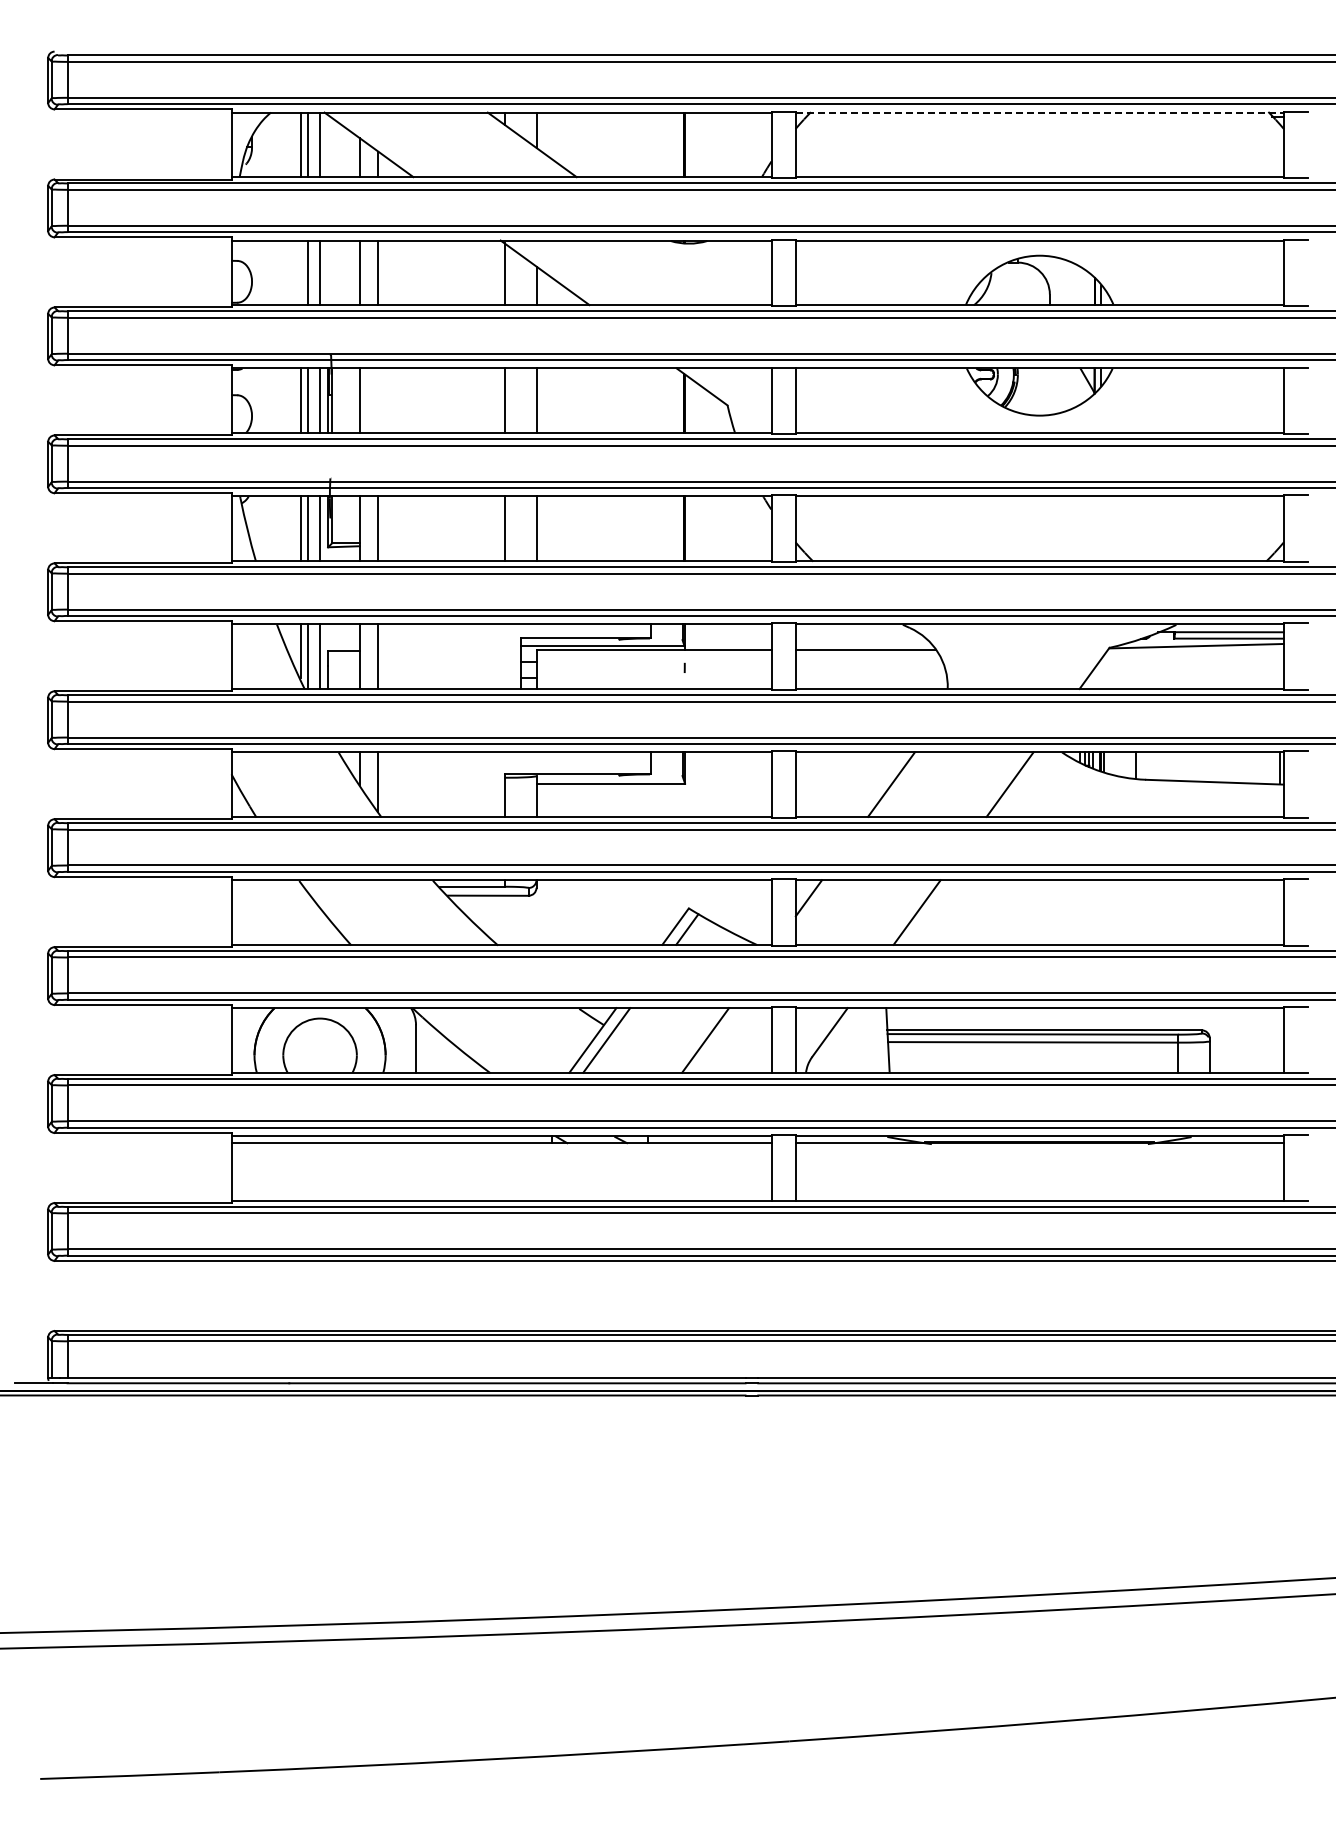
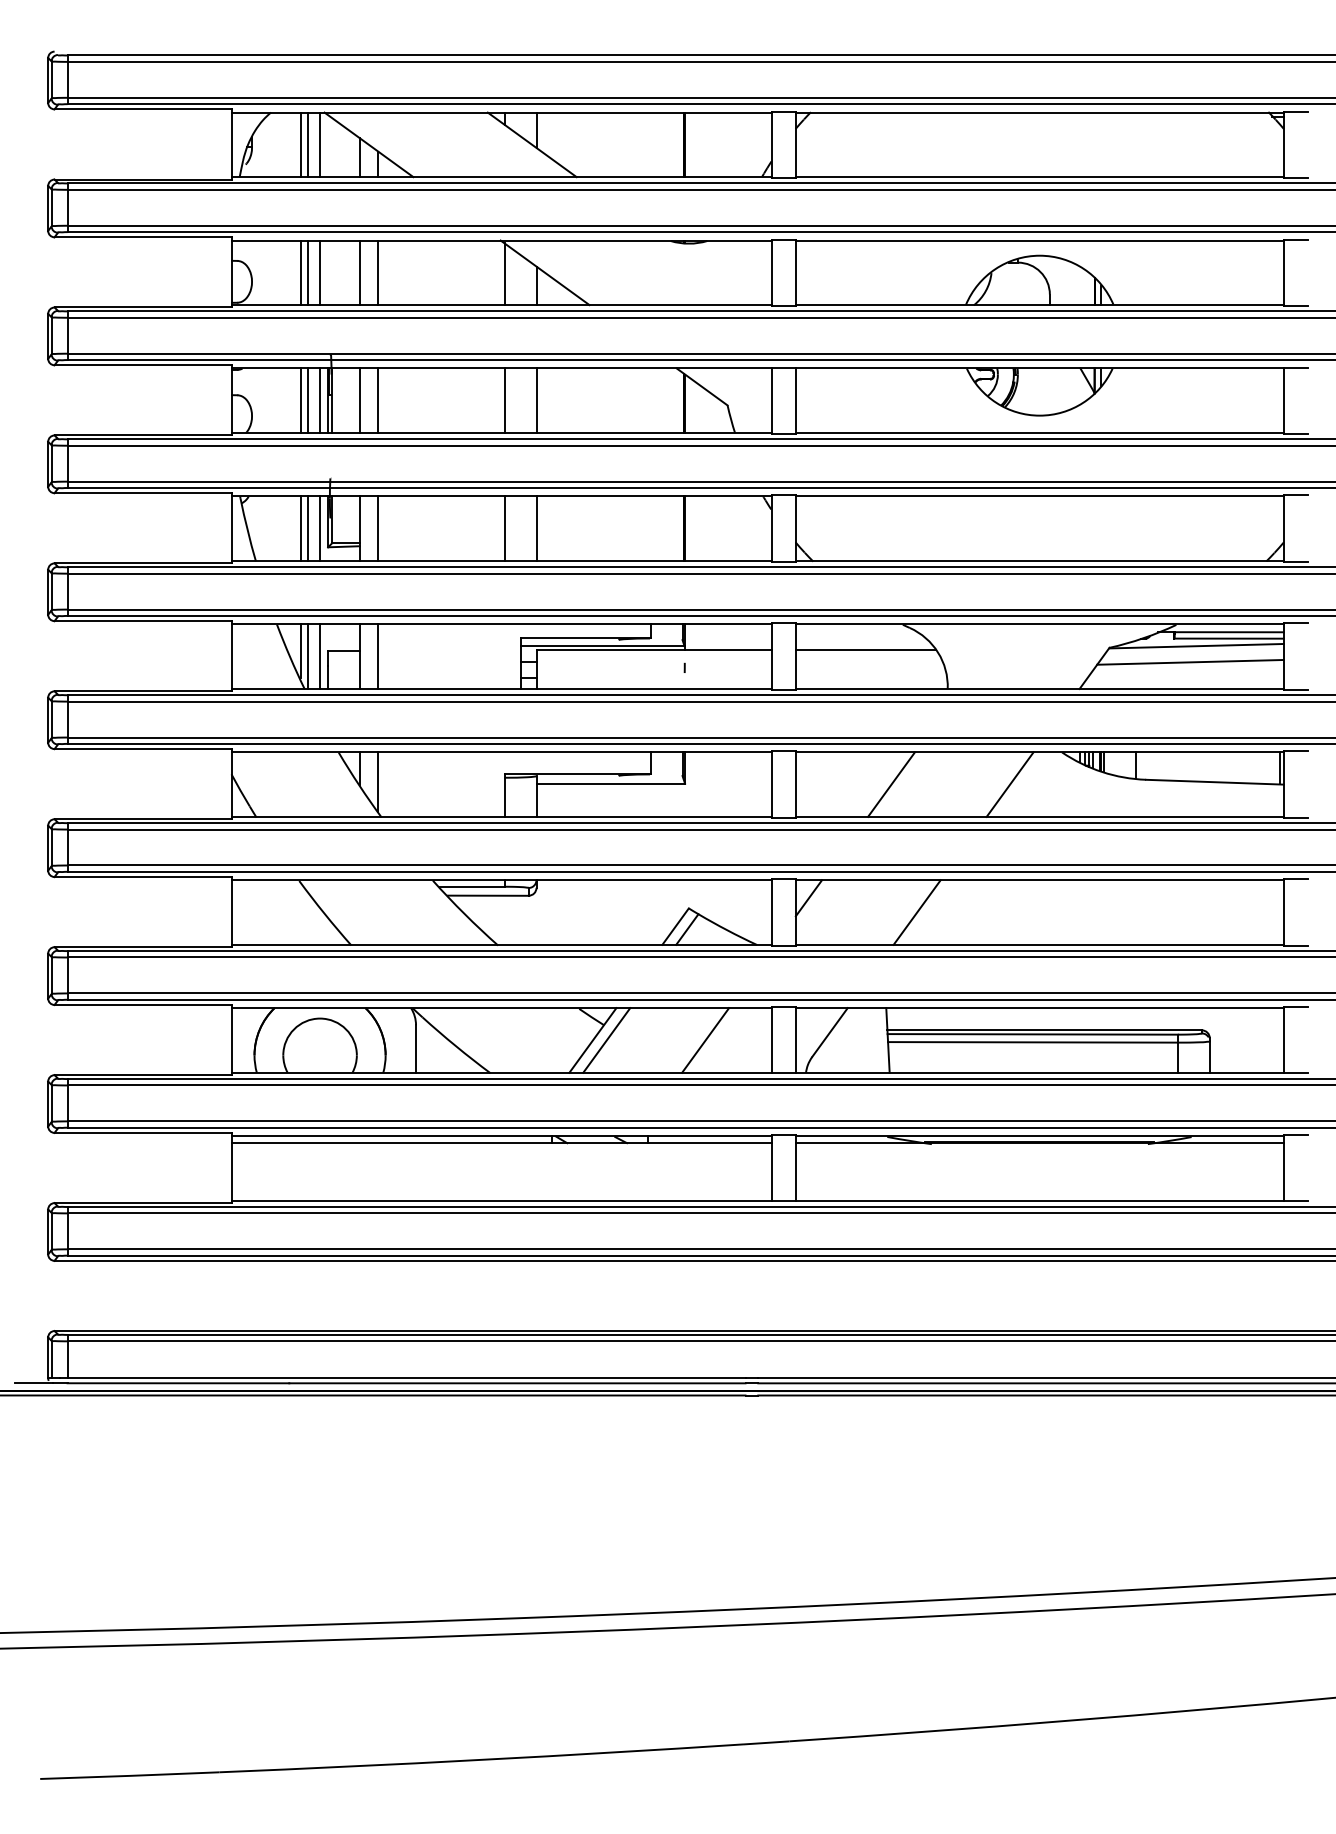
line: dashed -> solid (1039, 112)
line: none -> present (300, 272)
line: none -> present (378, 400)
line: none -> present (1190, 661)
